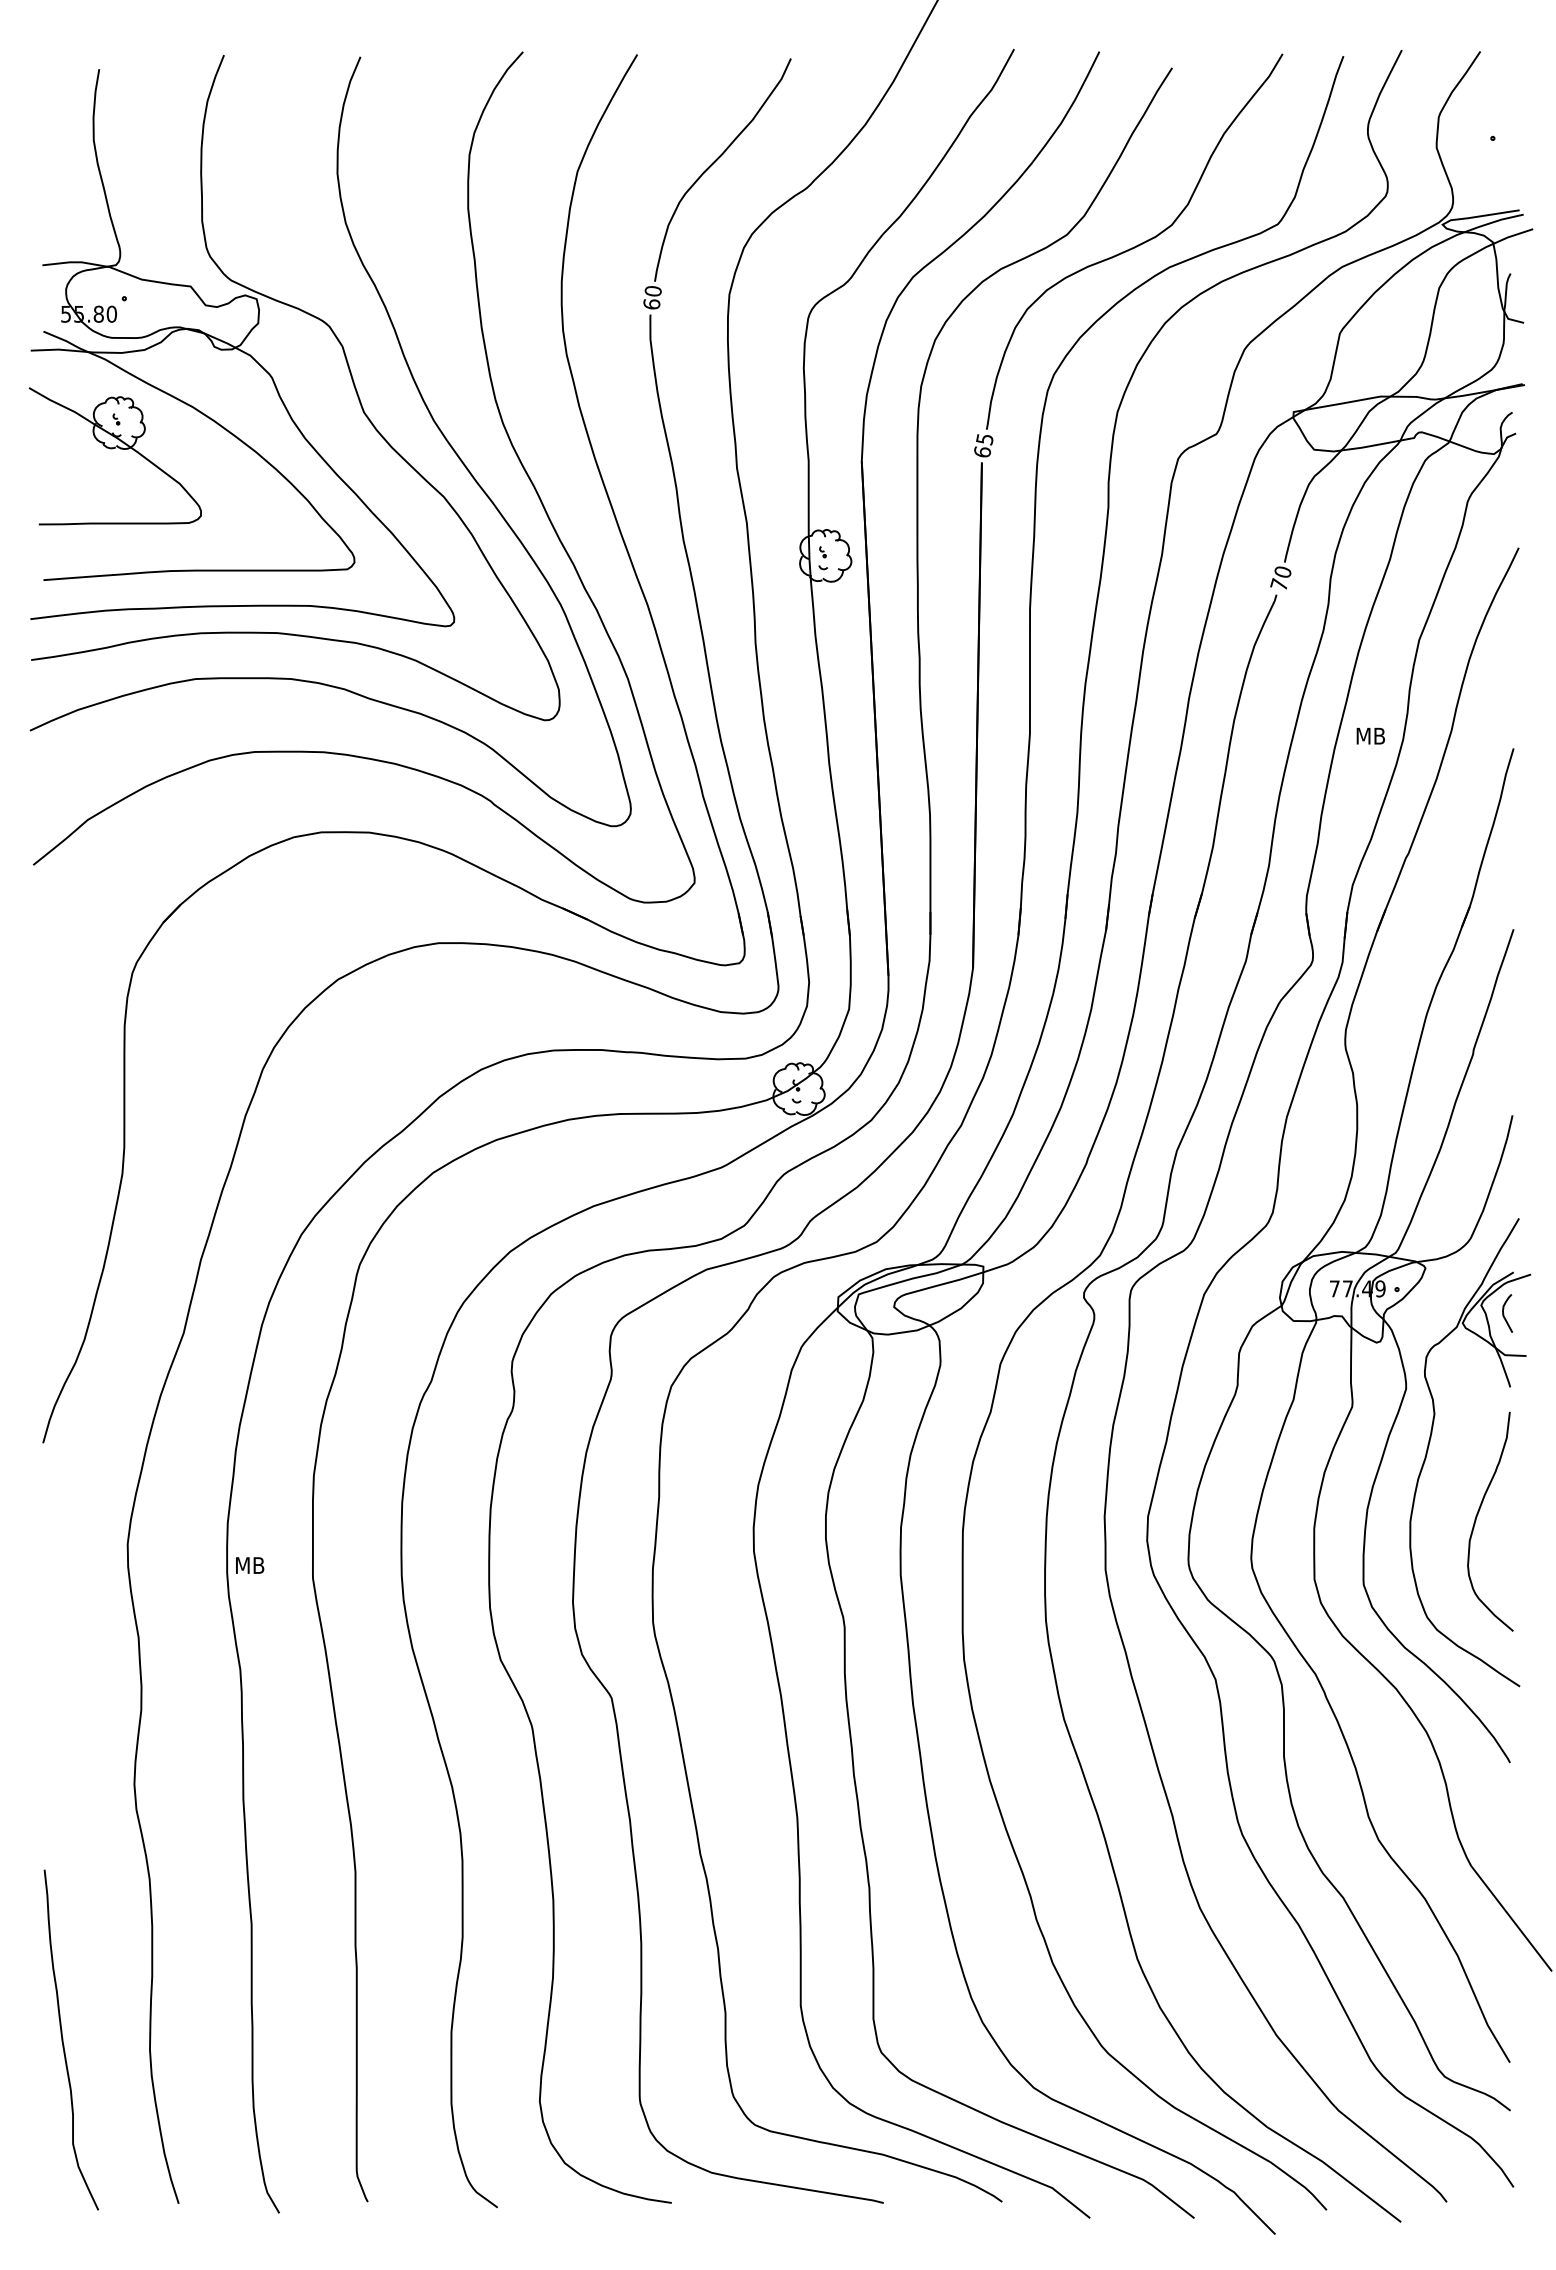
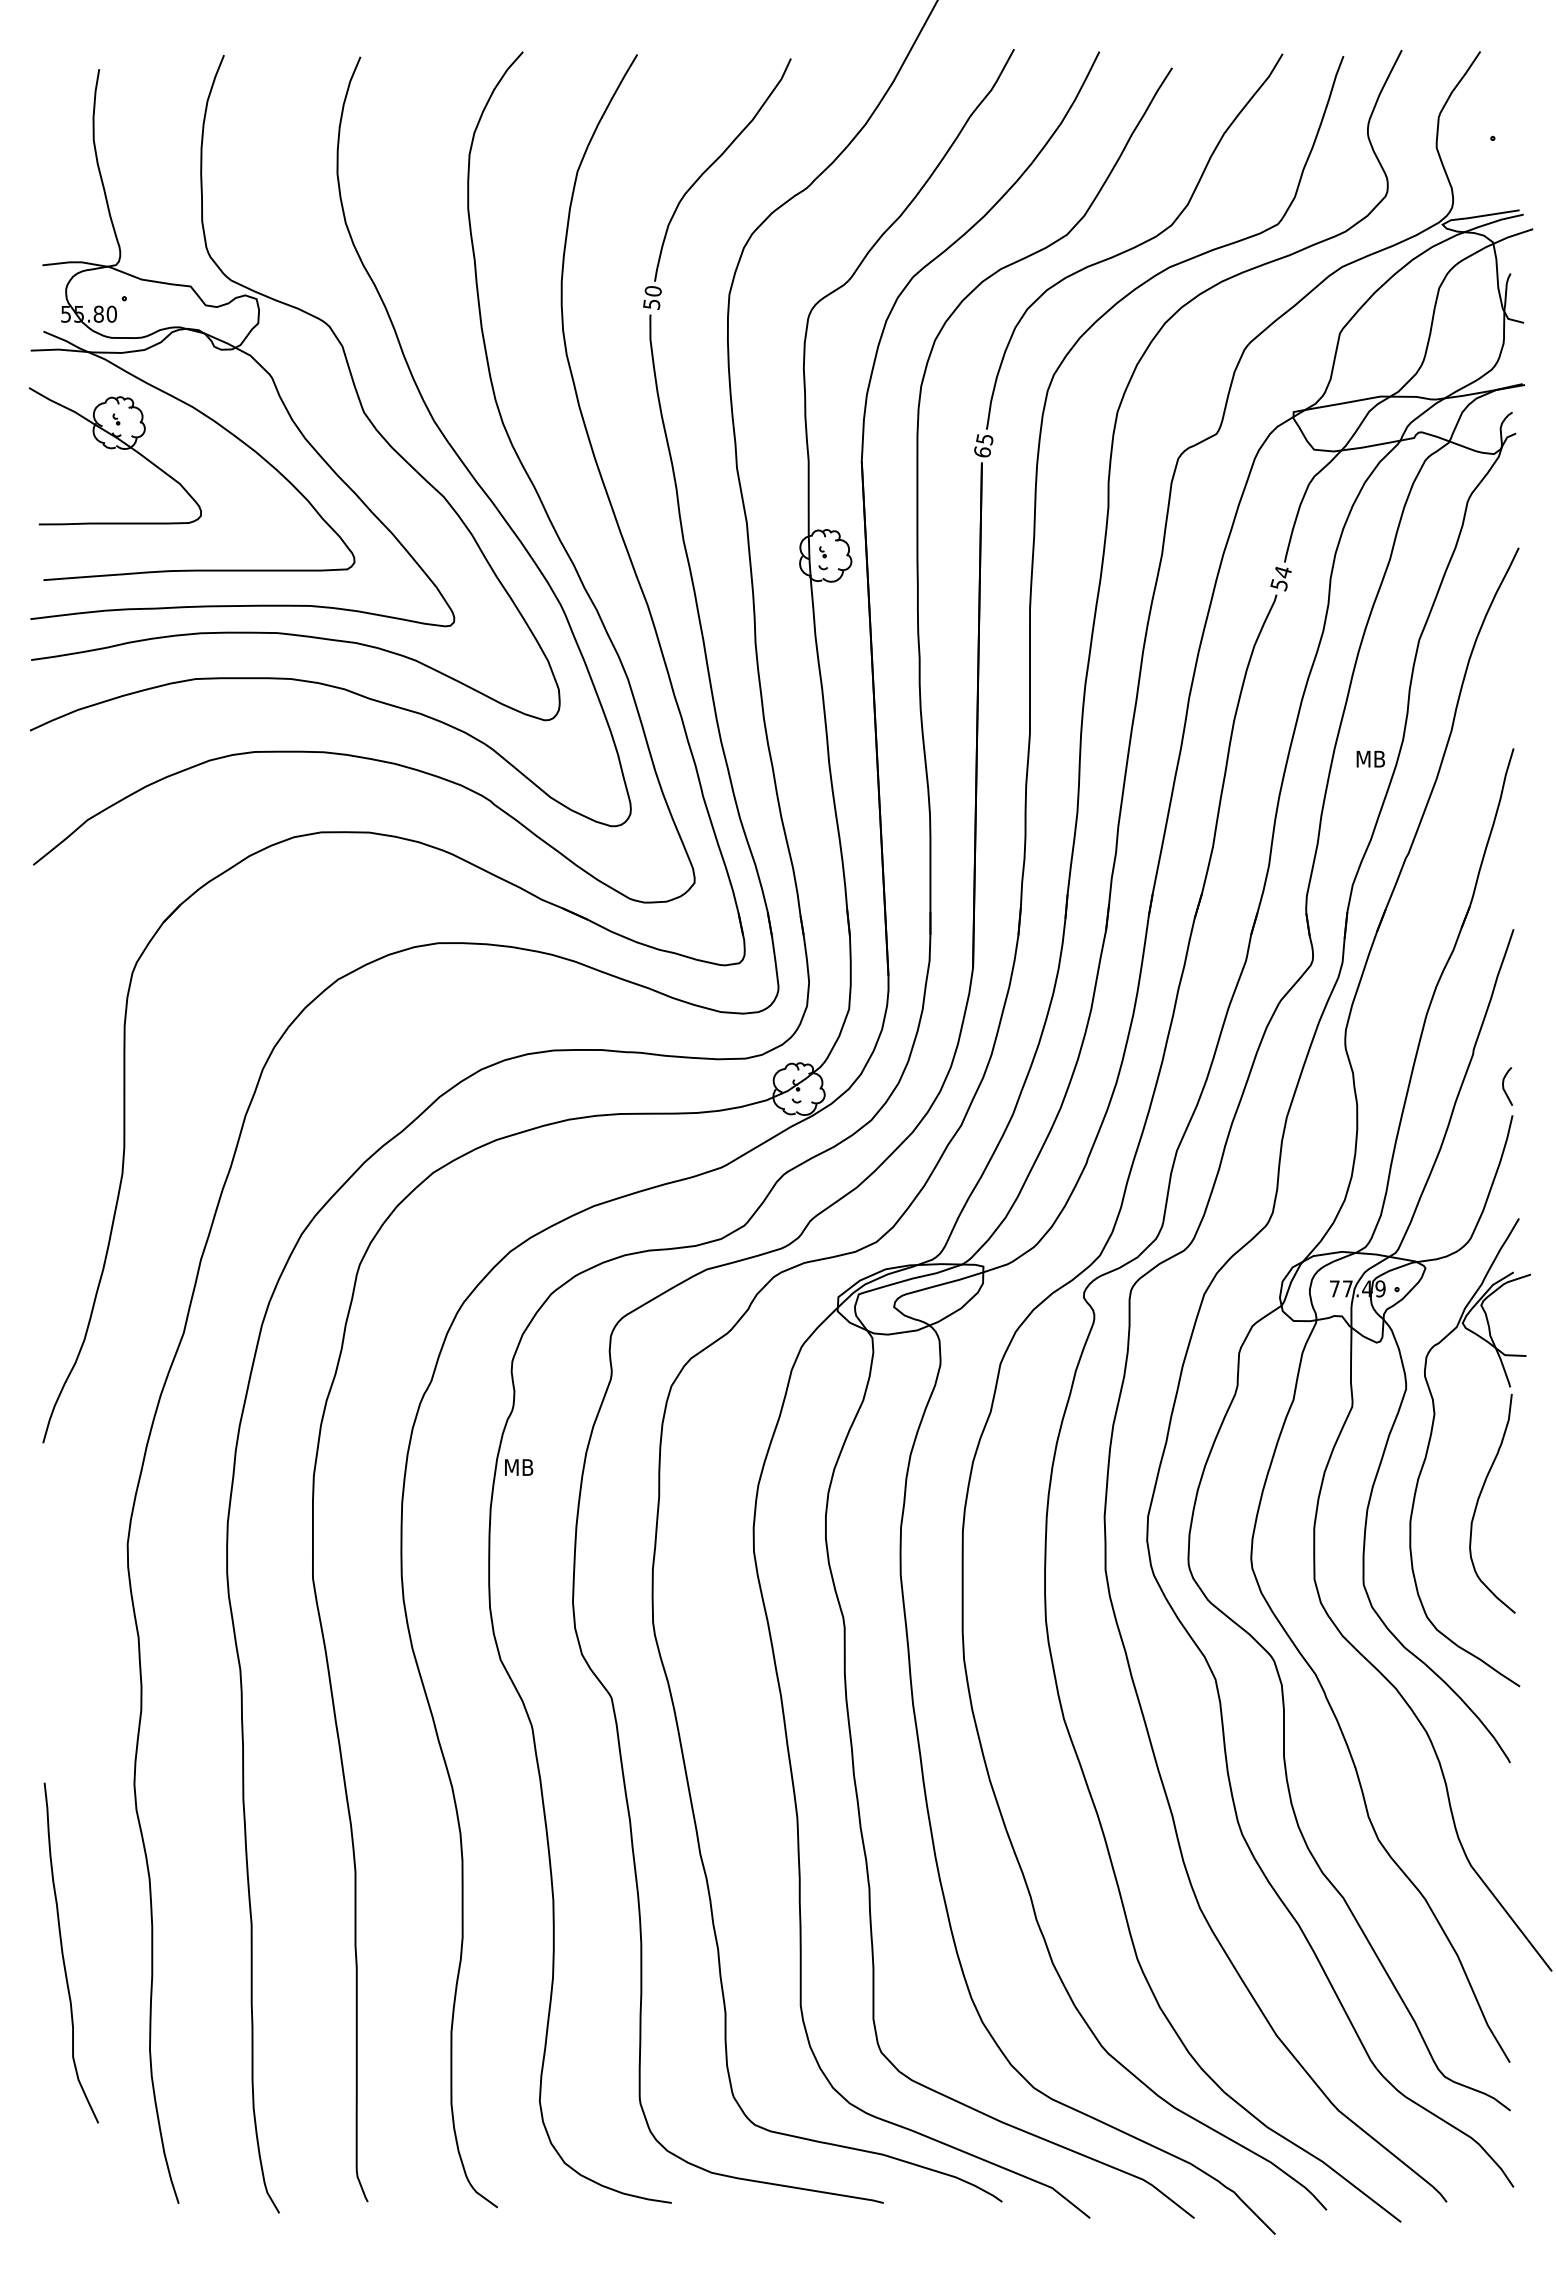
text: 60 -> 50 (651, 304)
text: 70 -> 54 (1280, 578)
text position: (1370, 735) -> (1370, 758) (1370, 758)
curve position: (1504, 1313) -> (1504, 1086) (1504, 1086)
curve position: (1477, 1517) -> (1479, 1499) (1479, 1499)
text position: (250, 1565) -> (519, 1467) (519, 1467)
curve position: (63, 2039) -> (63, 1952) (63, 1952)
